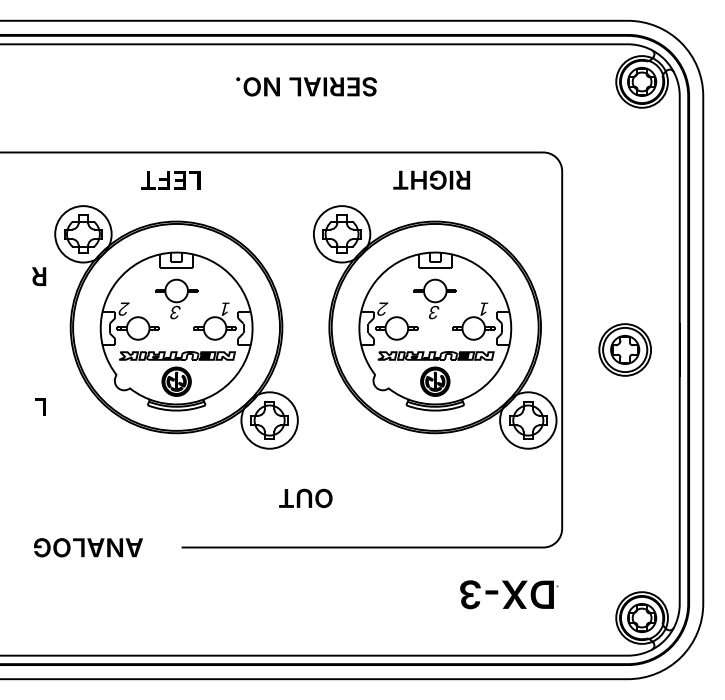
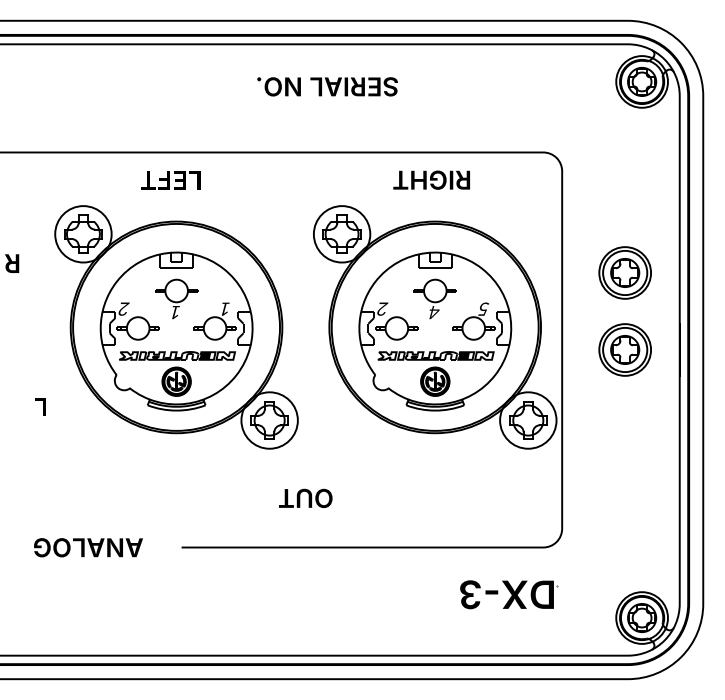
text position: (306, 86) -> (327, 86) (327, 86)
part: none -> present (624, 272)
text position: (39, 276) -> (12, 263) (12, 263)
text: 1 -> 5 (483, 308)
text: 3 -> 1 (175, 312)
text: 3 -> 4 (434, 312)
